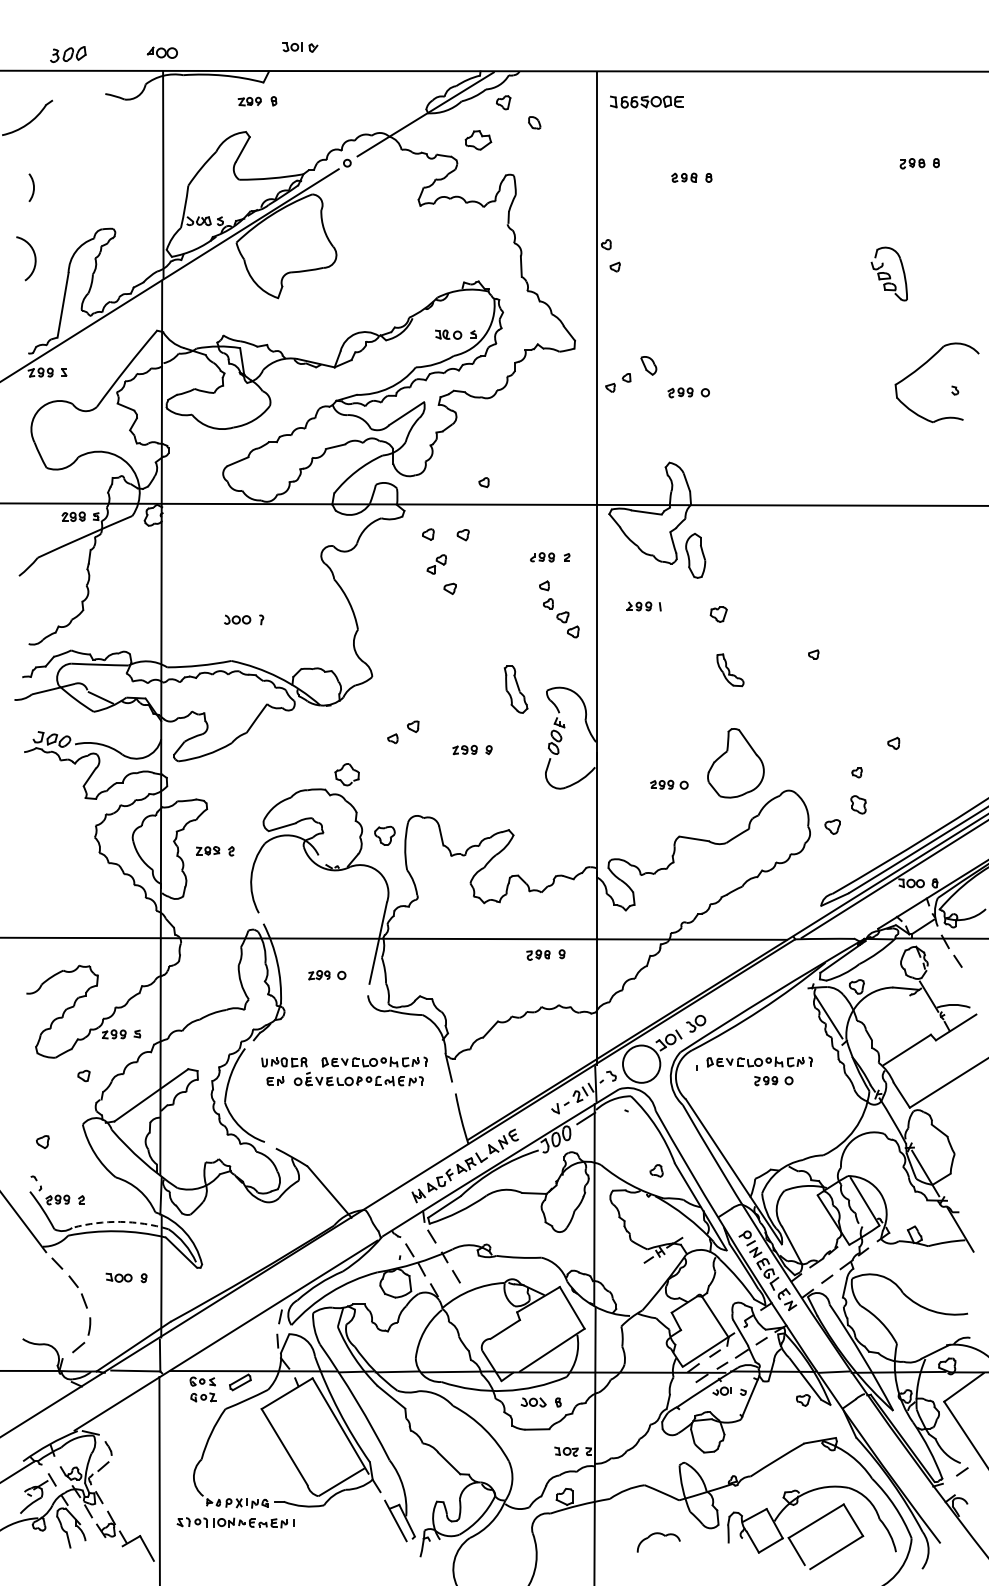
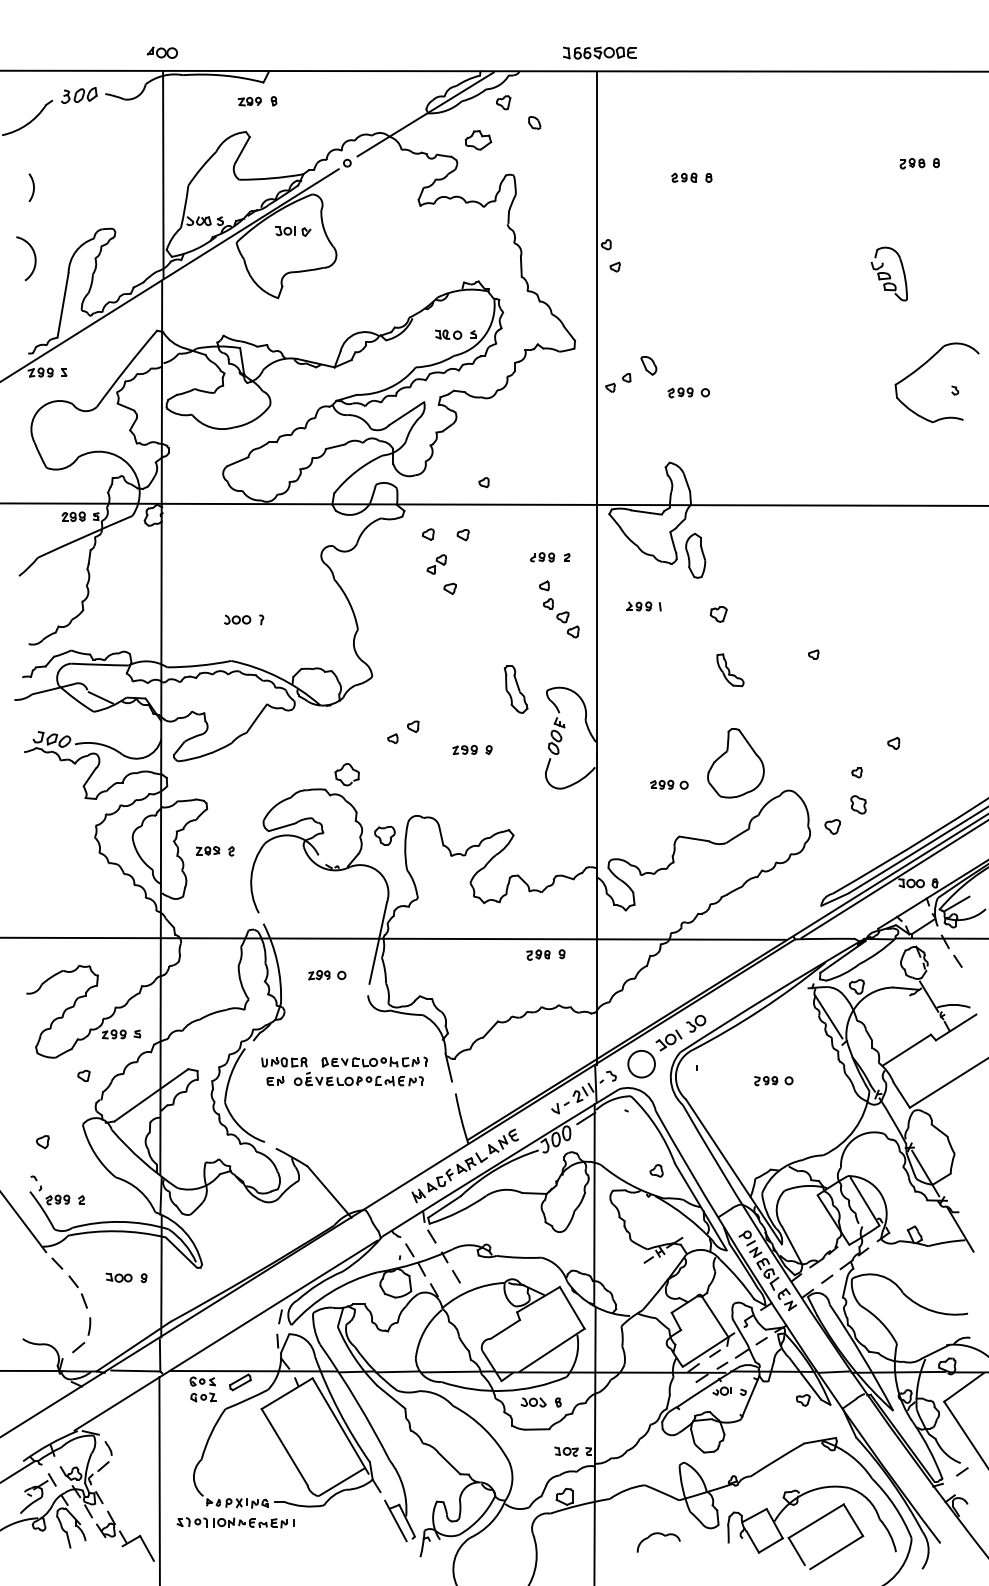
part position: (300, 47) -> (293, 231) (293, 231)
part position: (68, 54) -> (79, 95) (79, 95)
part position: (646, 101) -> (599, 52) (599, 52)
line: none -> present (956, 903)
part: present -> none (759, 1061)
circle diameter: 37 px -> 27 px (641, 1063)
arc: dashed -> solid (120, 1221)
